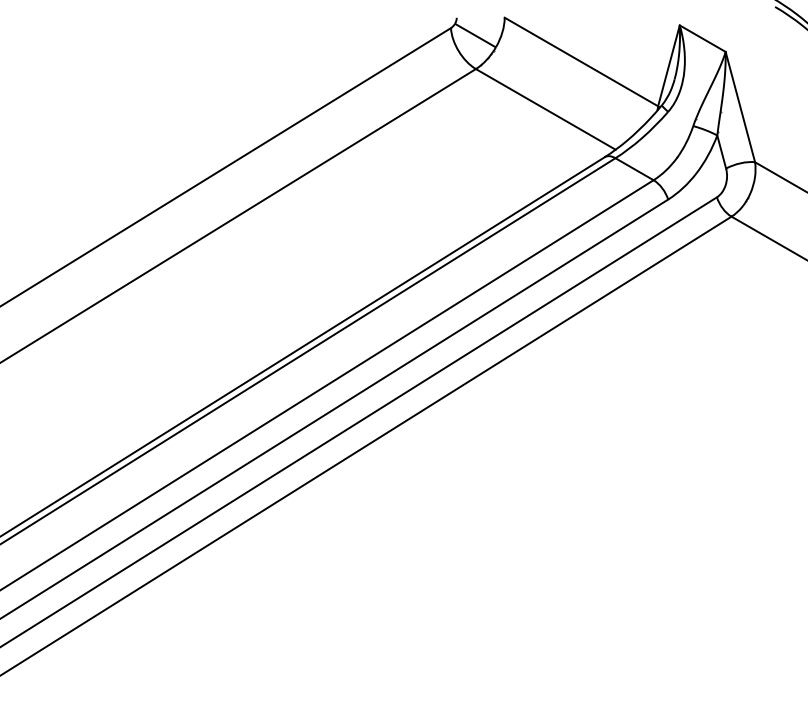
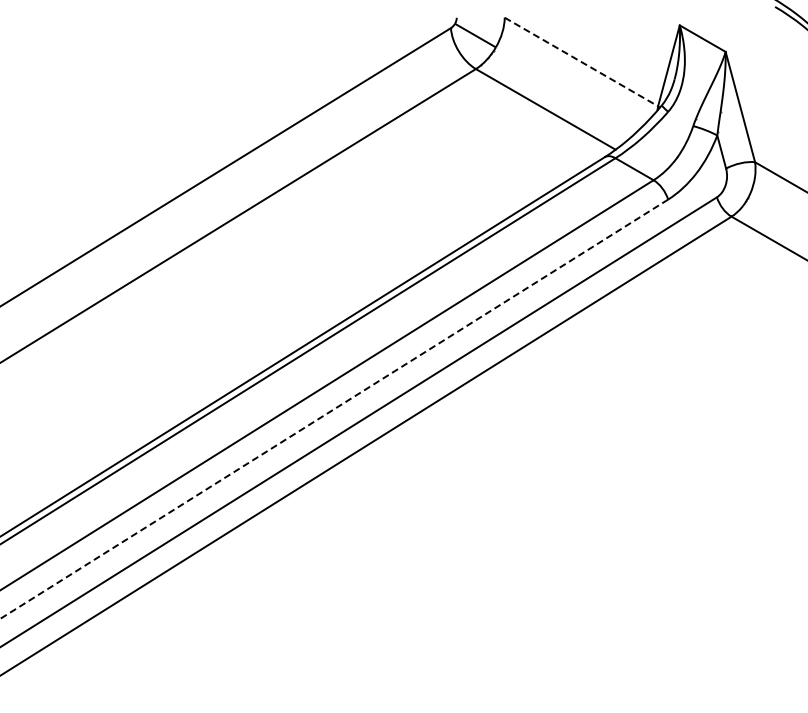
line: solid -> dashed (581, 62)
line: solid -> dashed (333, 409)
